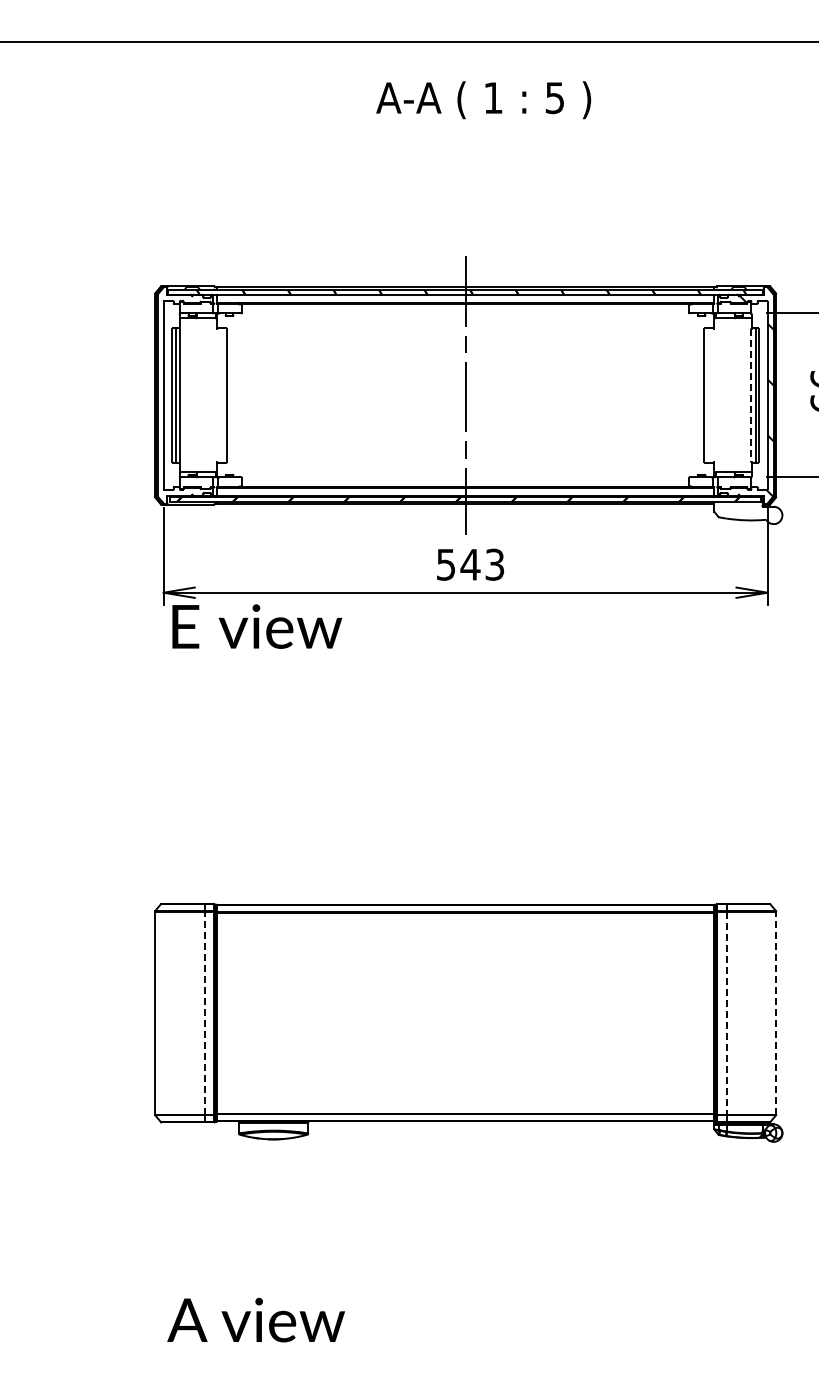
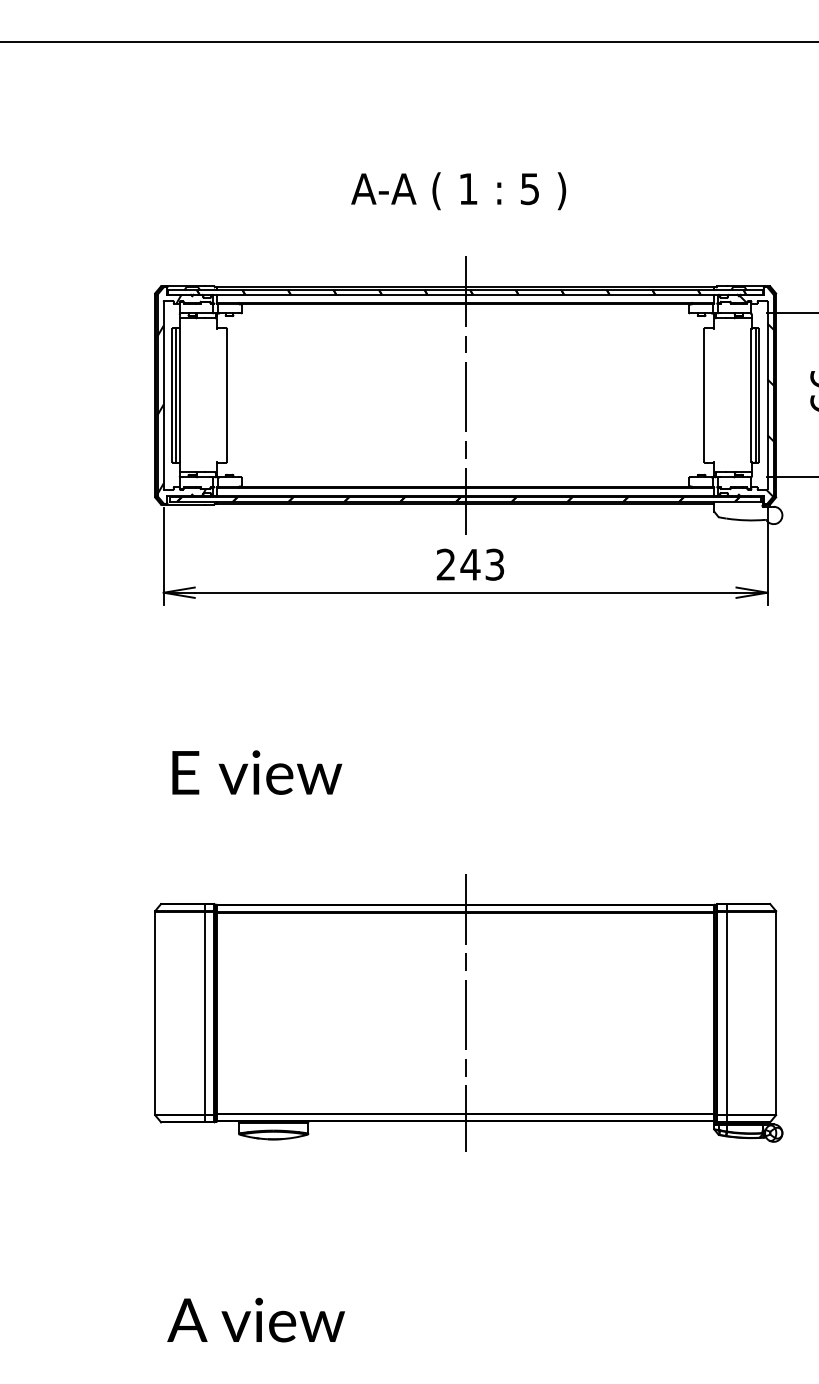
text position: (483, 100) -> (458, 191) (458, 191)
hatch: none -> present (181, 395)
line: dashed -> solid (751, 395)
text: 543 -> 243 (445, 564)
text position: (257, 626) -> (257, 772) (257, 772)
line: dashed -> solid (204, 1013)
line: none -> present (465, 1013)
line: dashed -> solid (726, 1013)
line: dashed -> solid (776, 1013)
